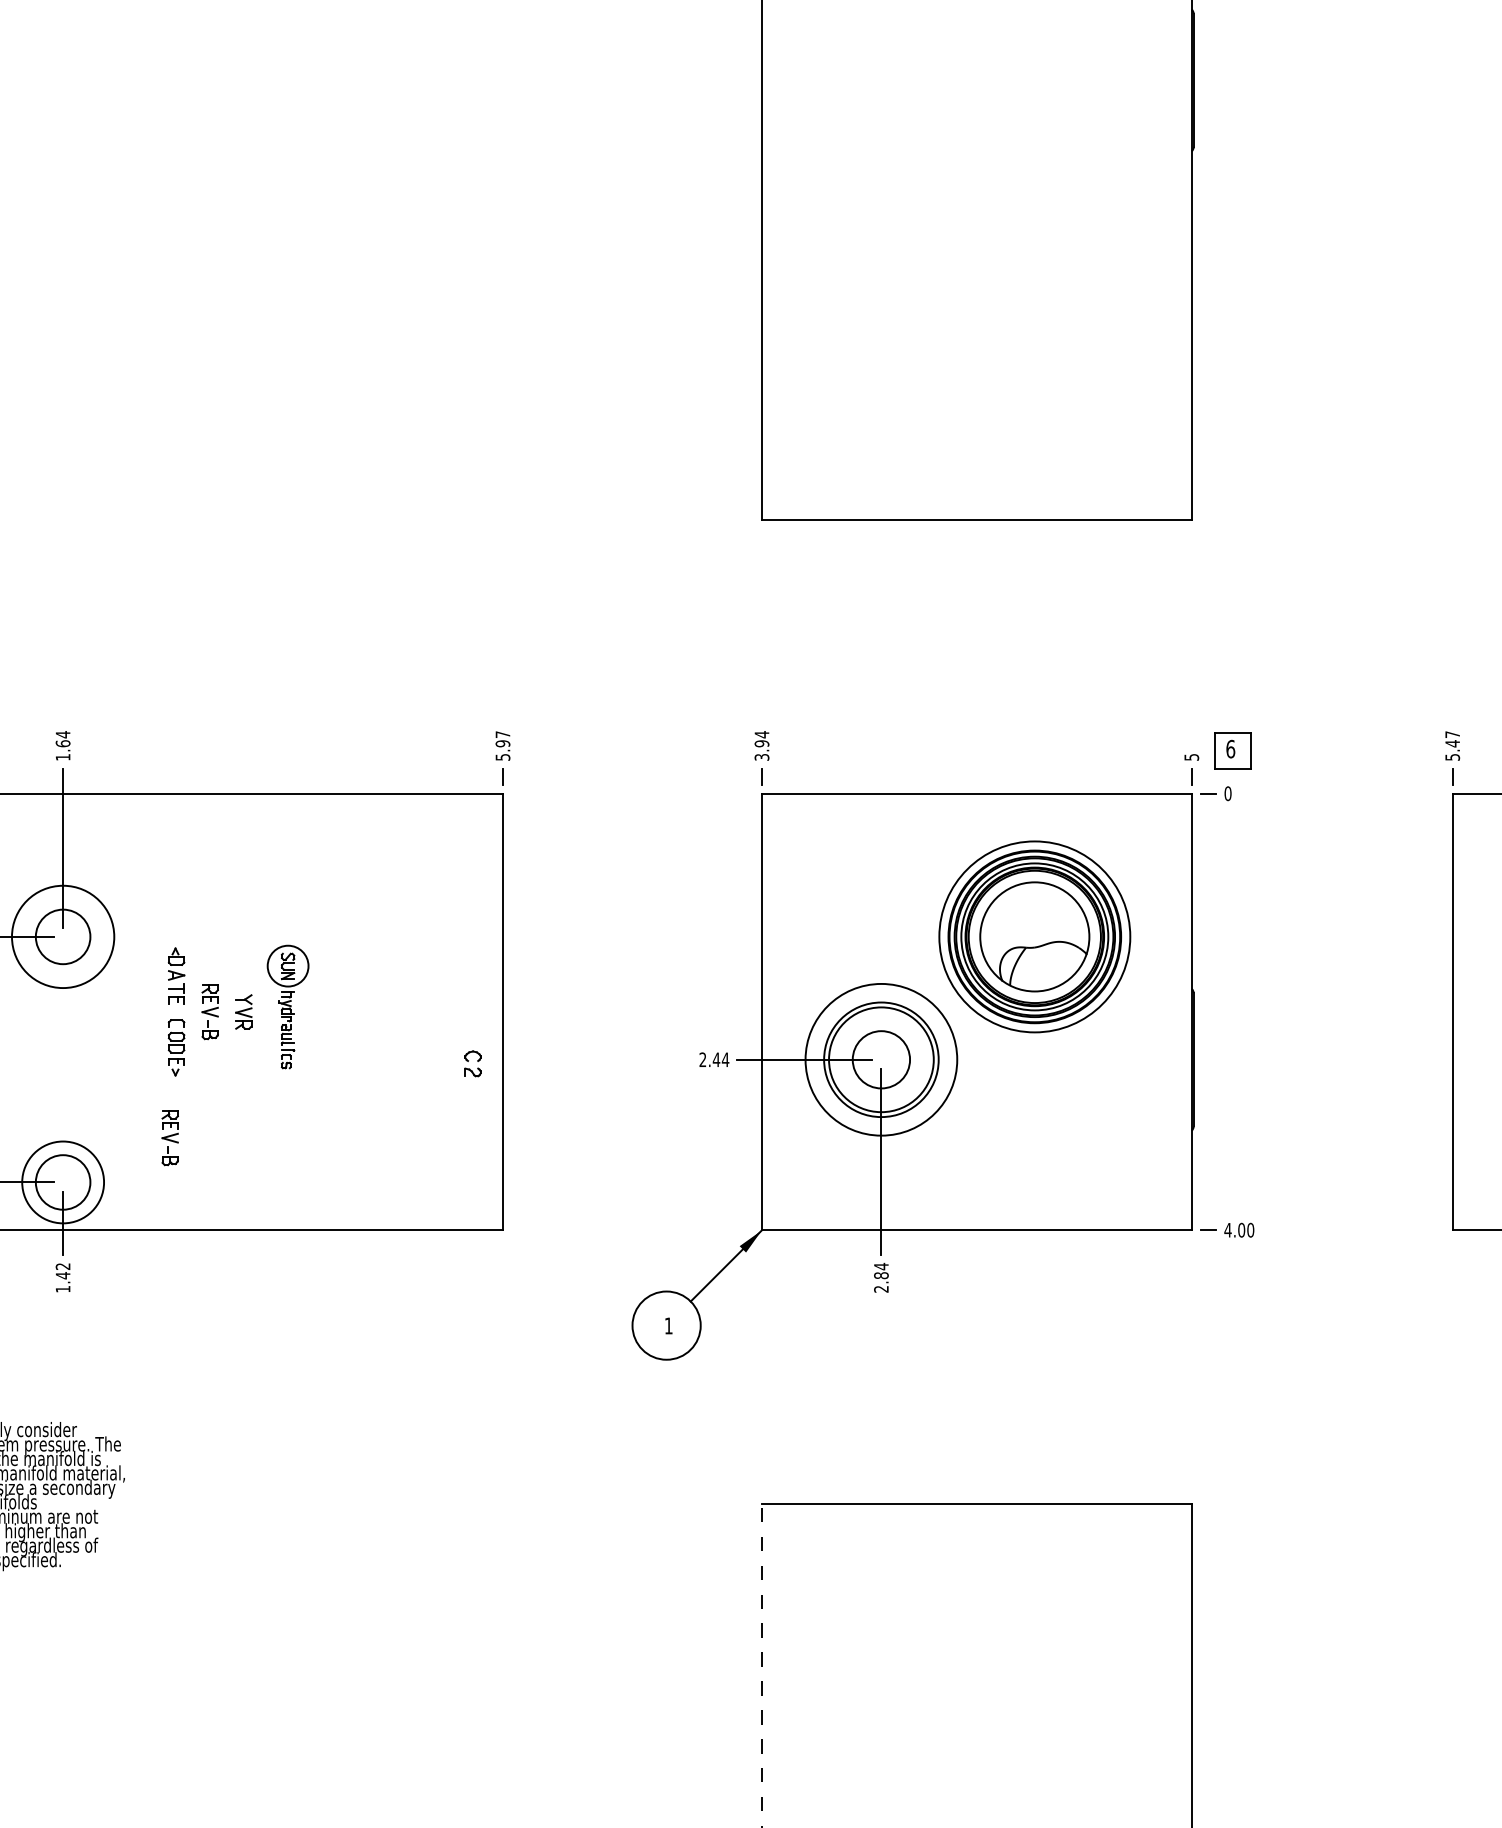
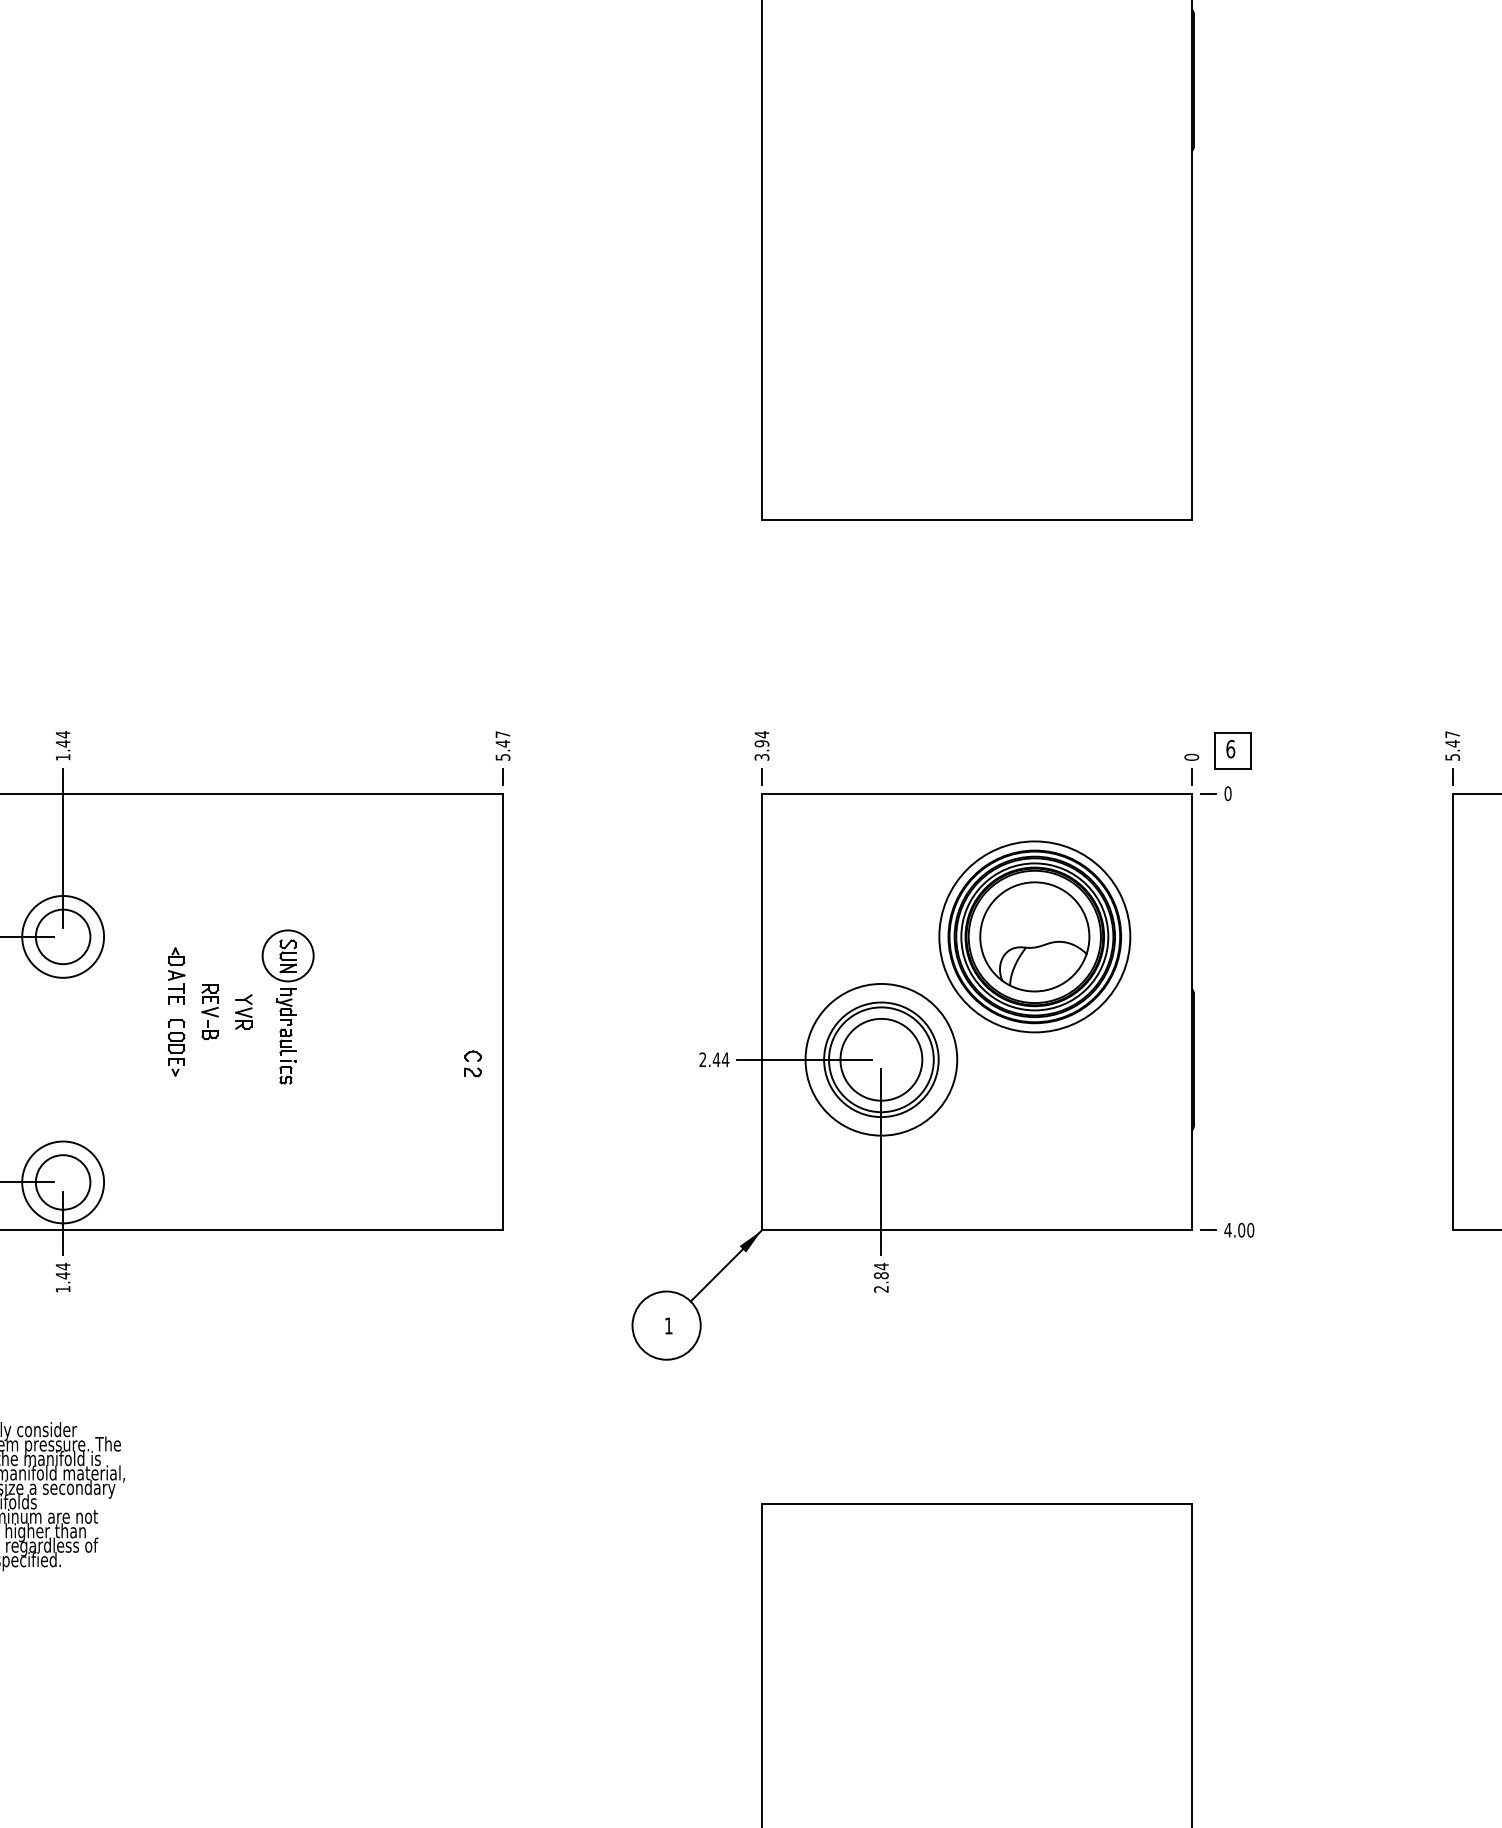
text: 1.64 -> 1.44 (62, 743)
text: 5.97 -> 5.47 (502, 743)
text: 5 -> 0 (1191, 756)
circle diameter: 102 px -> 82 px (63, 936)
part size: 44x126 px -> 54x156 px (287, 1006)
circle diameter: 57 px -> 82 px (881, 1059)
part: present -> none (169, 1138)
text: 1.42 -> 1.44 (62, 1266)
line: dashed -> solid (762, 1665)
